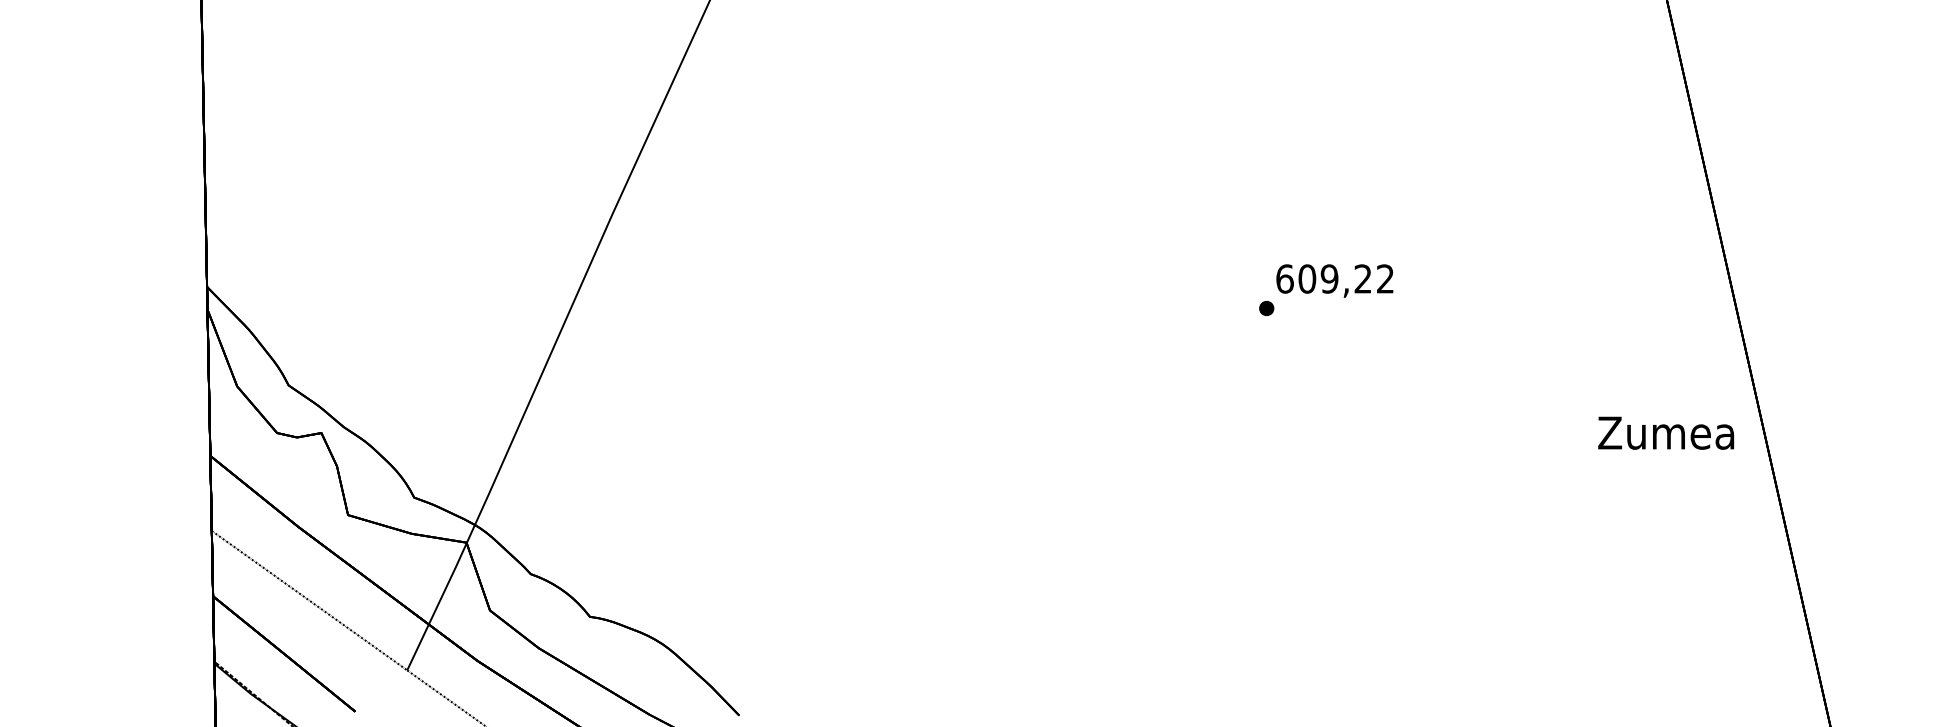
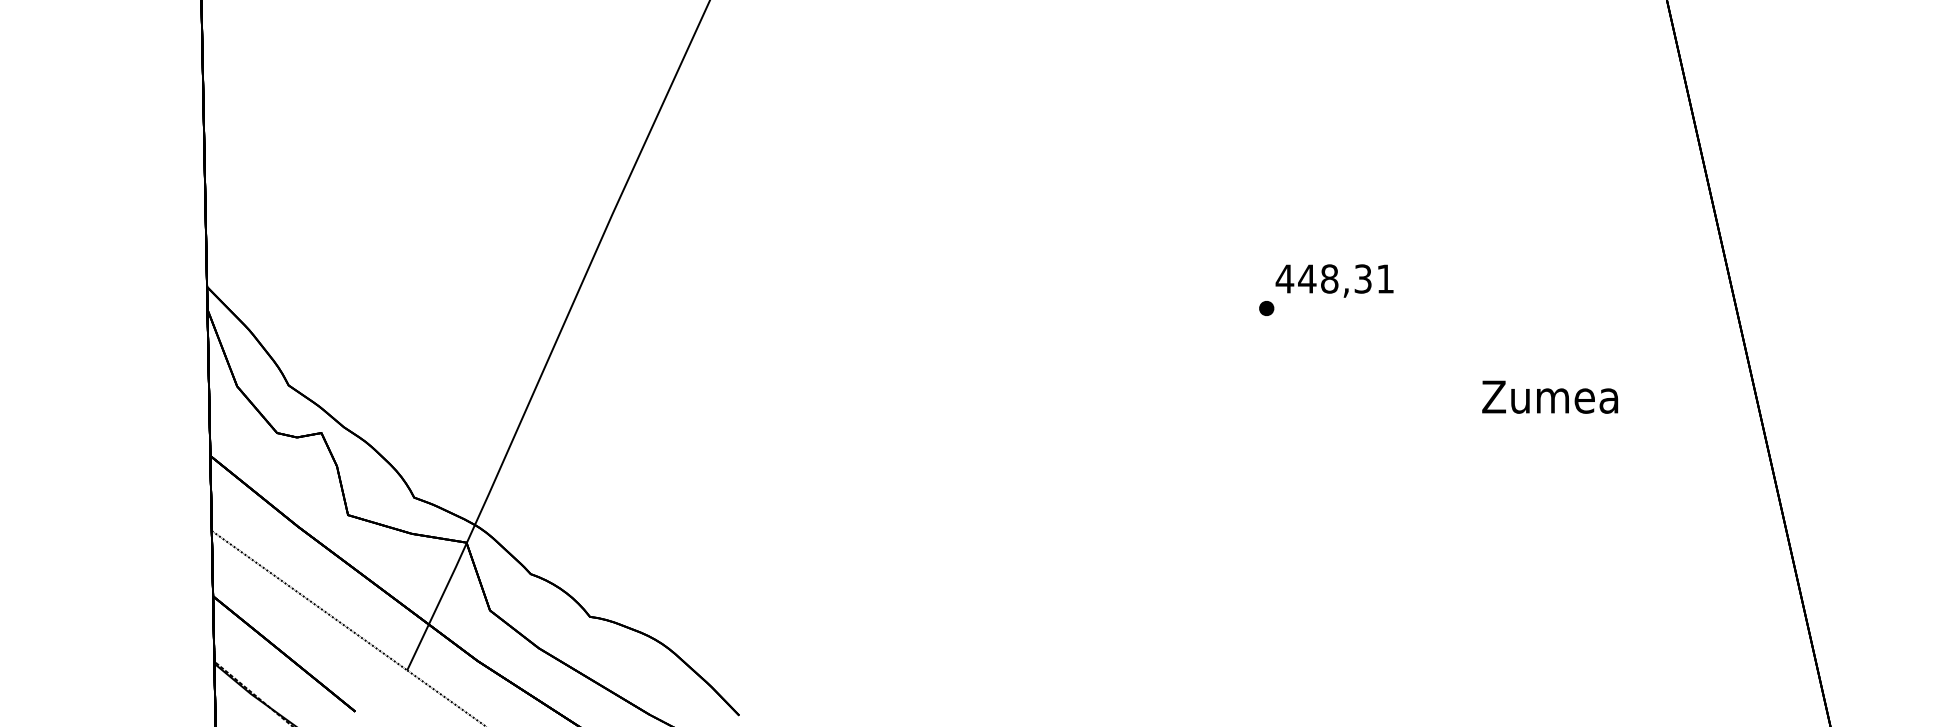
text: 609,22 -> 448,31 (1334, 278)
text position: (1666, 432) -> (1550, 396) (1550, 396)
